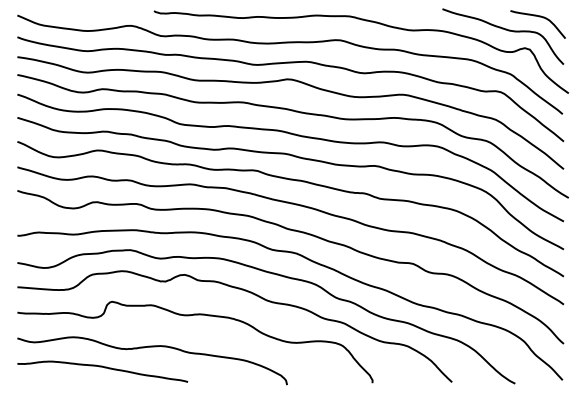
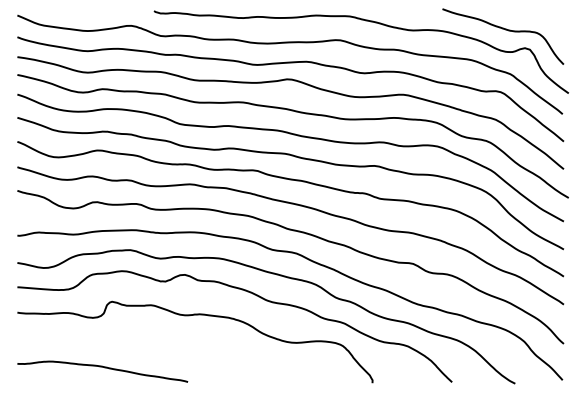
curve: present -> none (539, 17)
curve: present -> none (152, 347)
